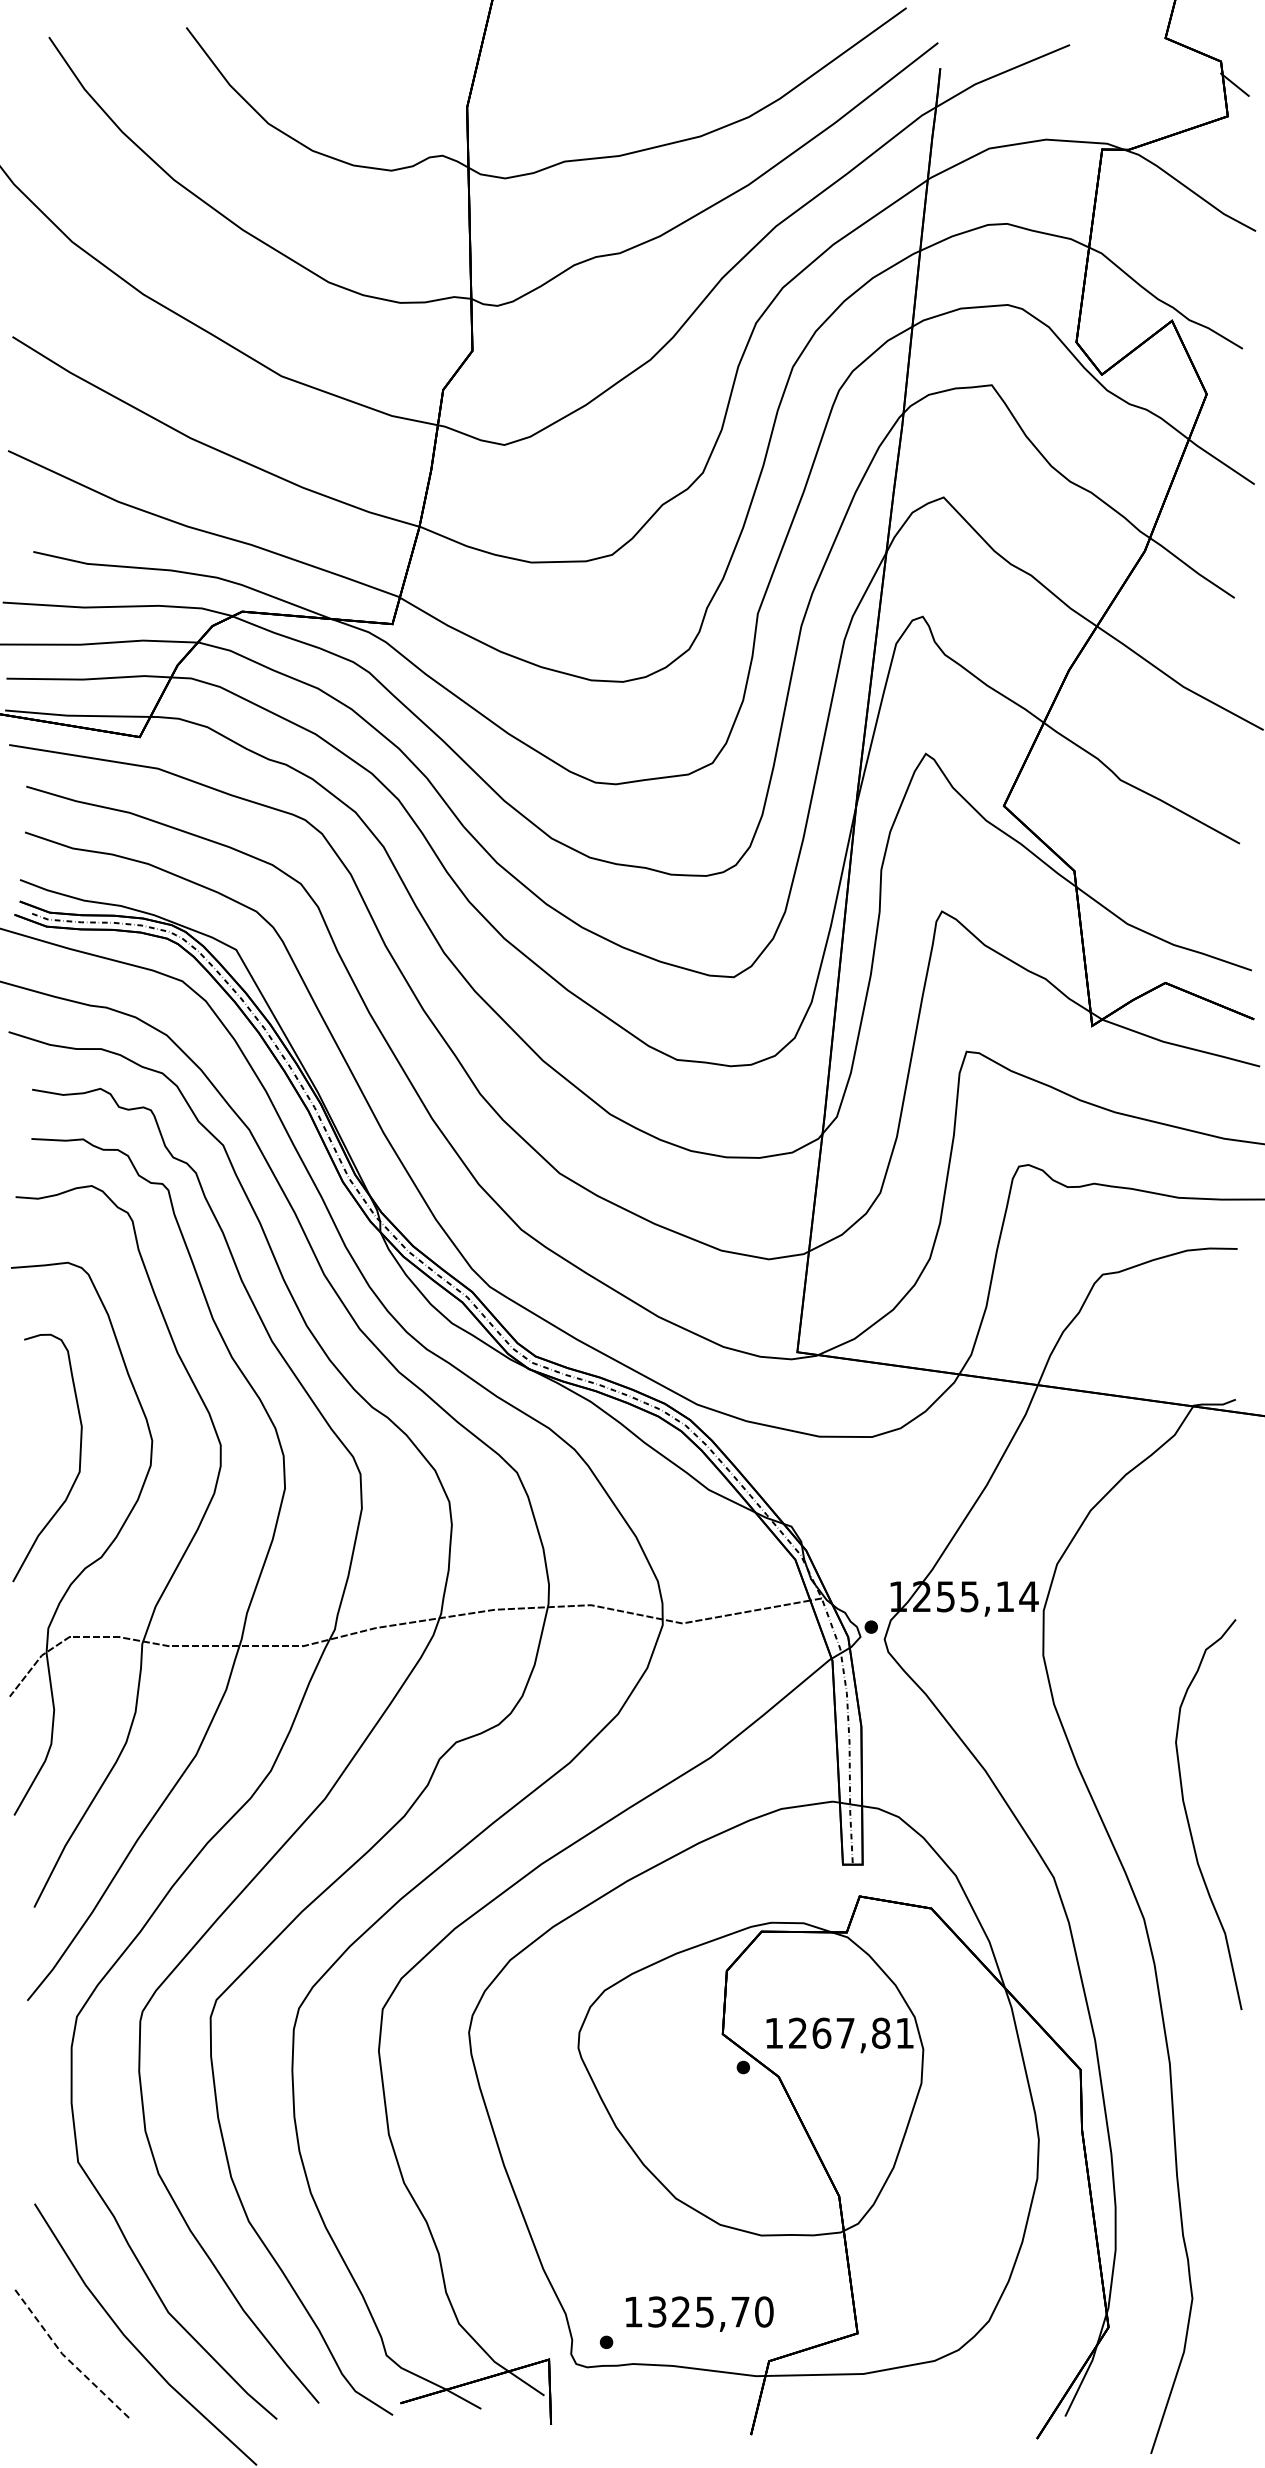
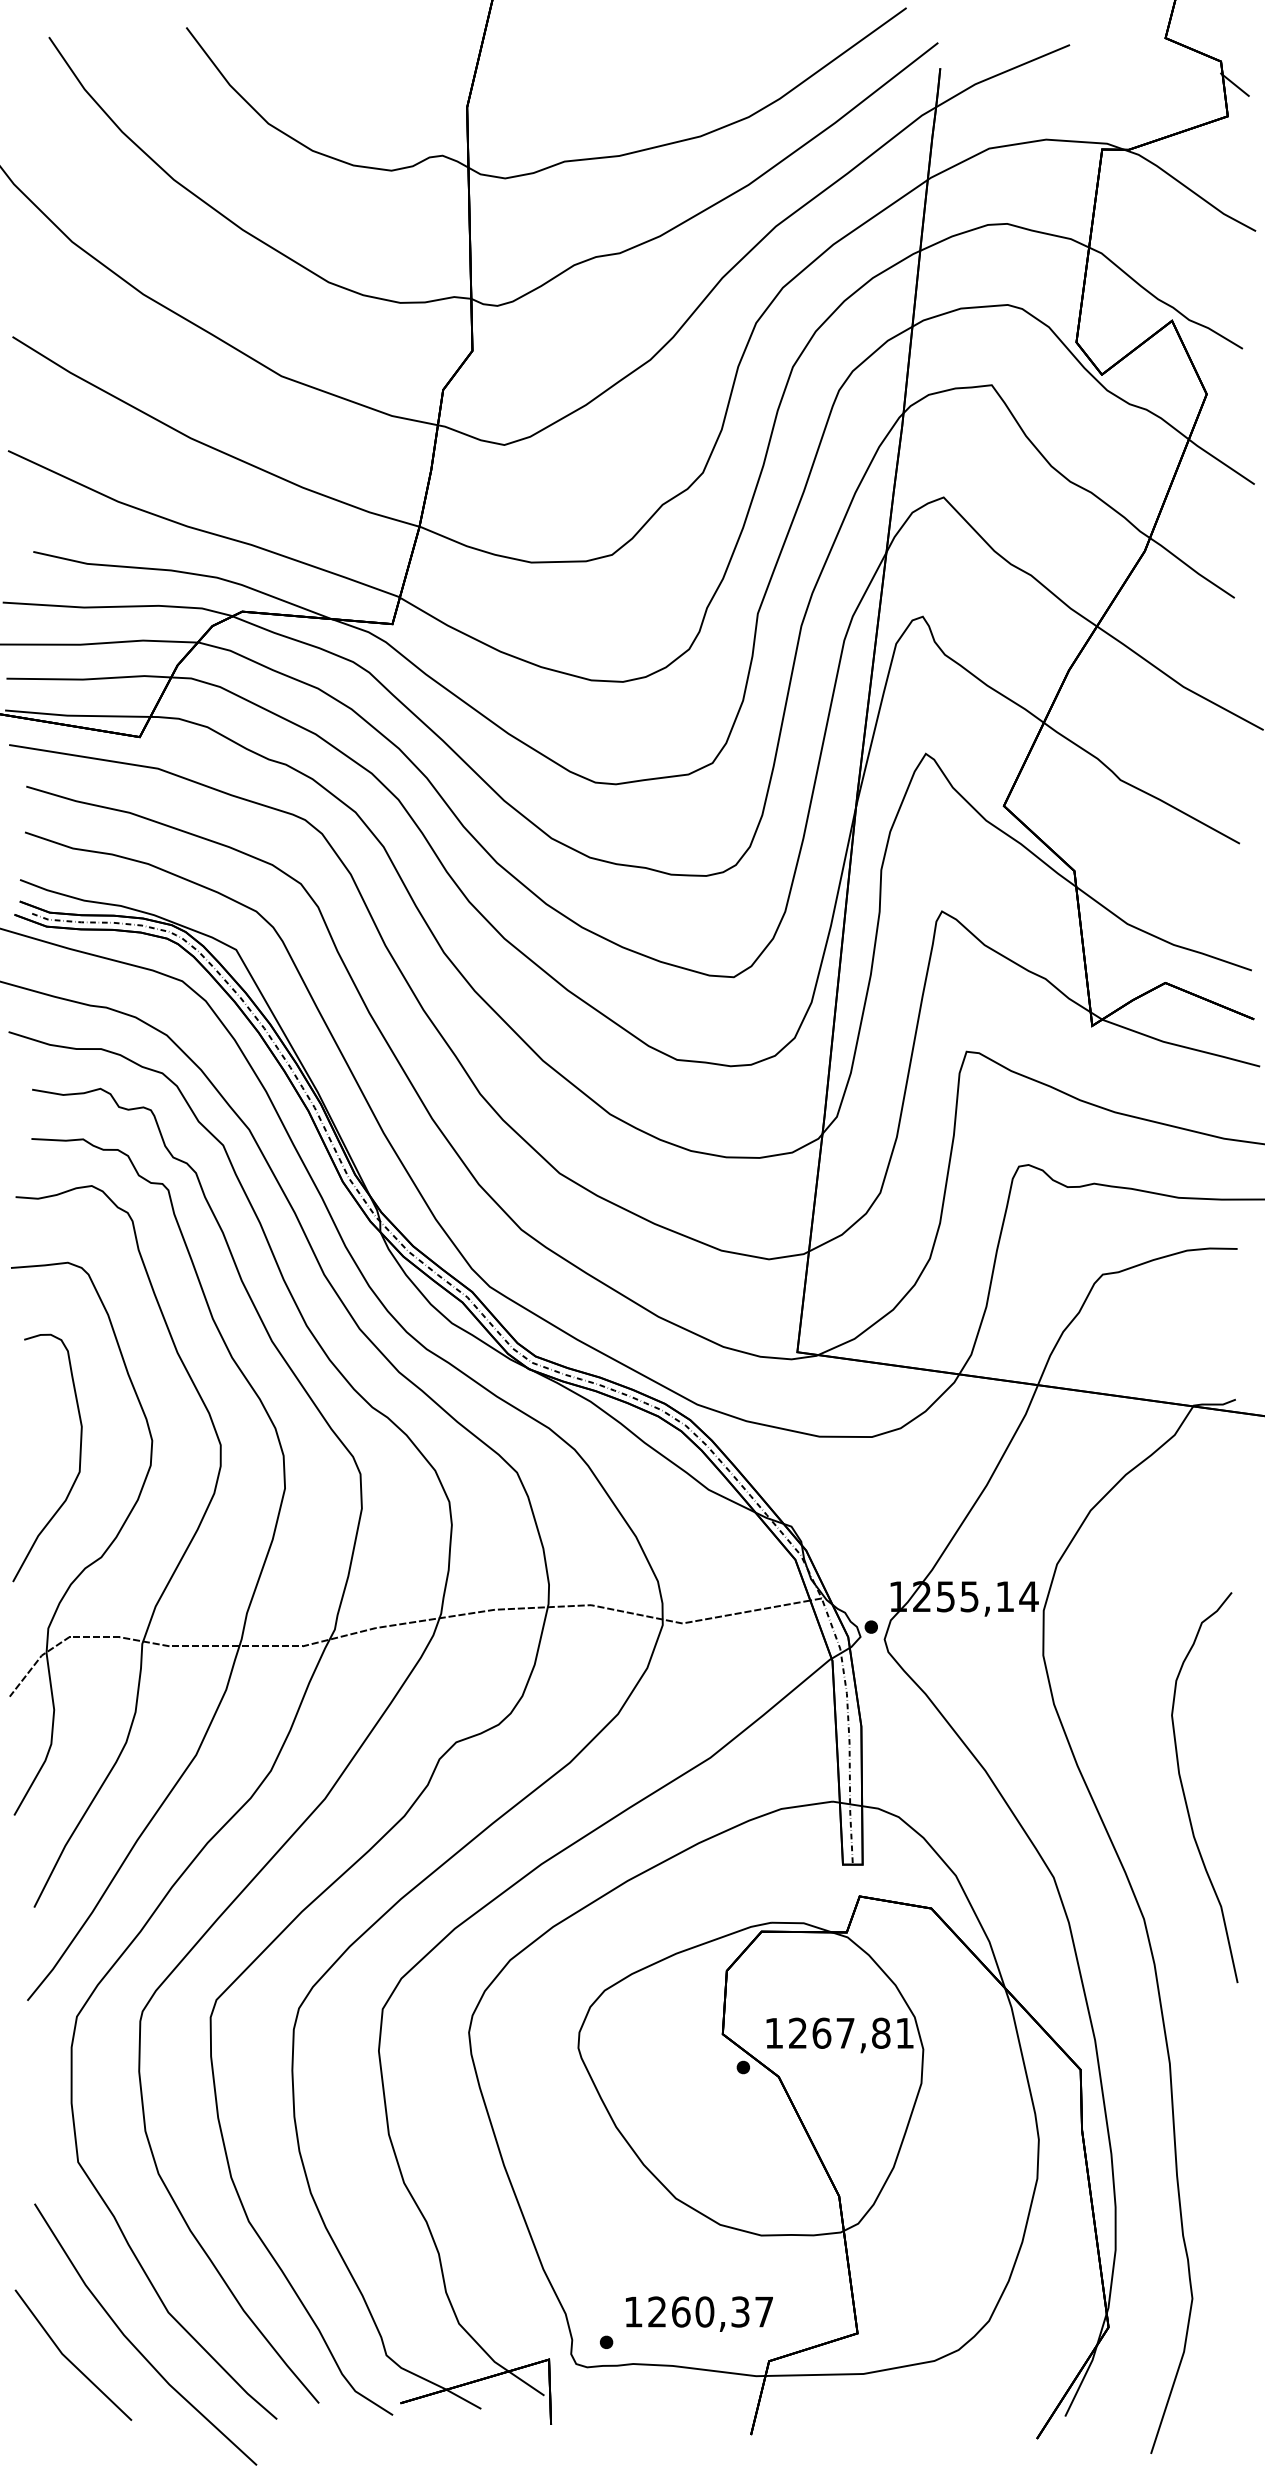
curve position: (1188, 1818) -> (1184, 1791) (1184, 1791)
text: 1325,70 -> 1260,37 (710, 2311)
line: dashed -> solid (67, 2359)
